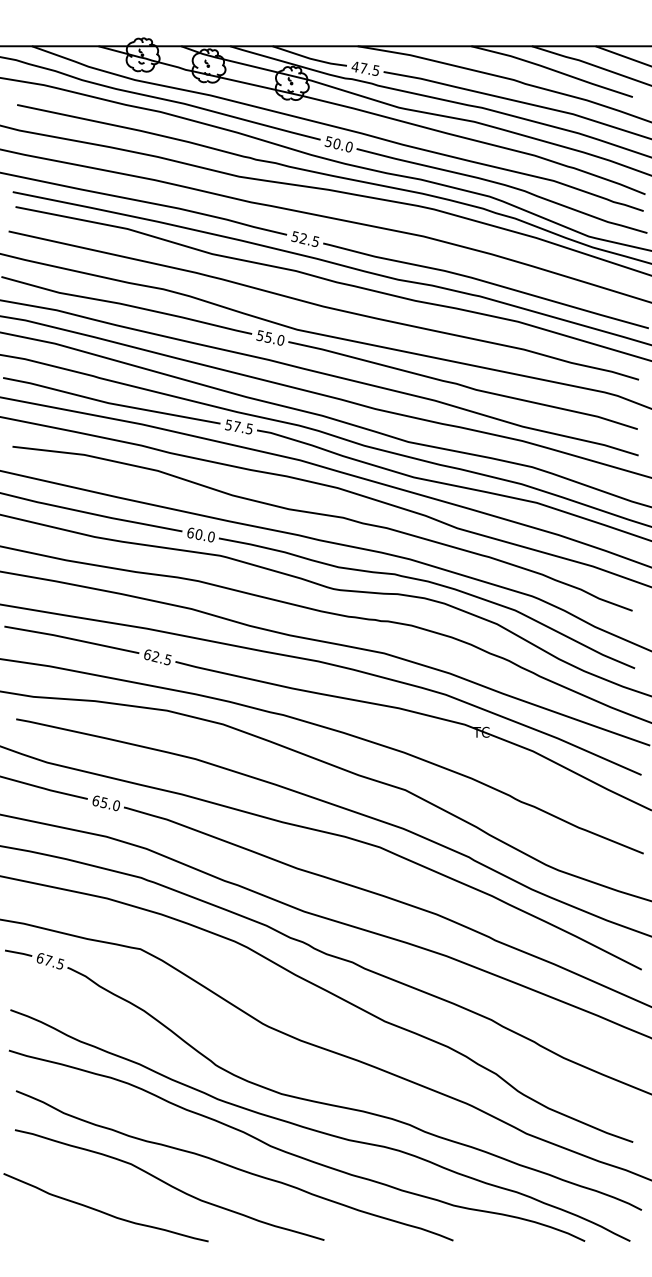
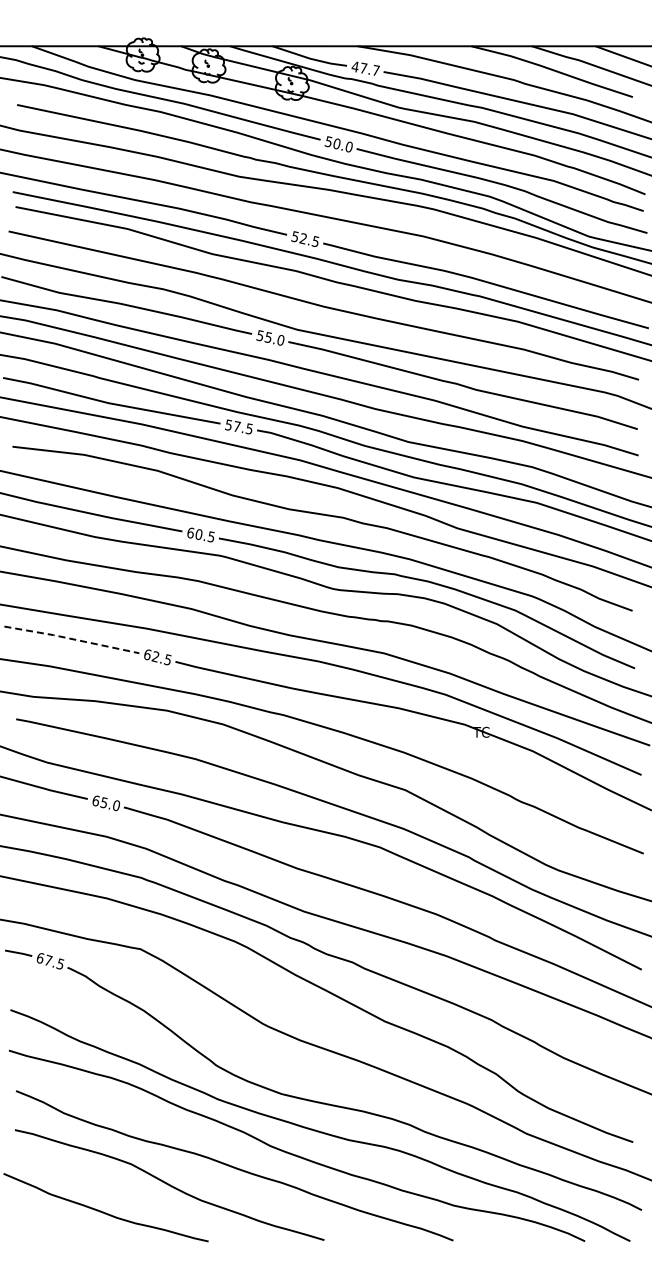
text: 47.5 -> 47.7 (375, 70)
text: 60.0 -> 60.5 (210, 536)
line: solid -> dashed (71, 639)
